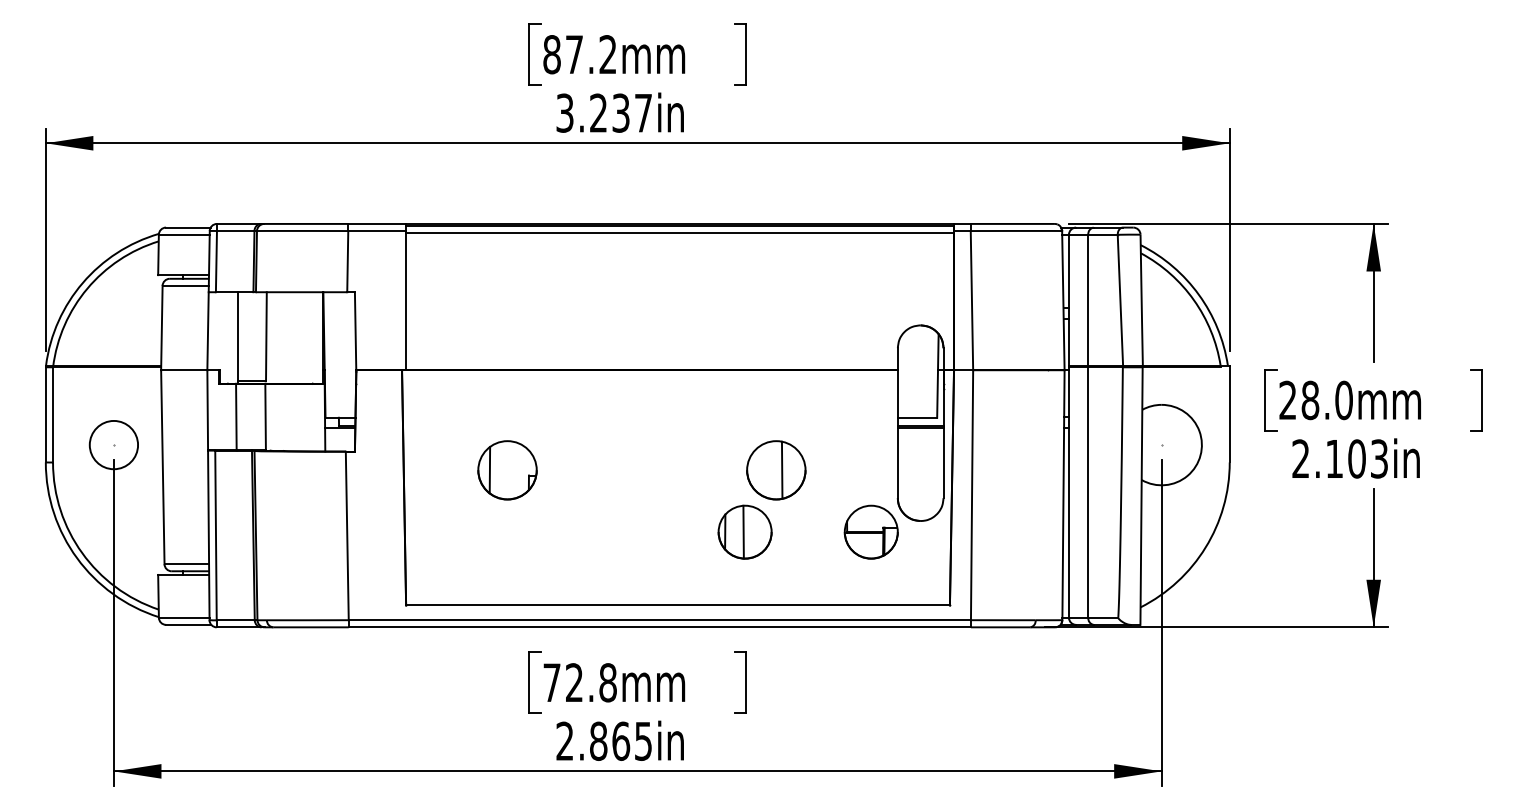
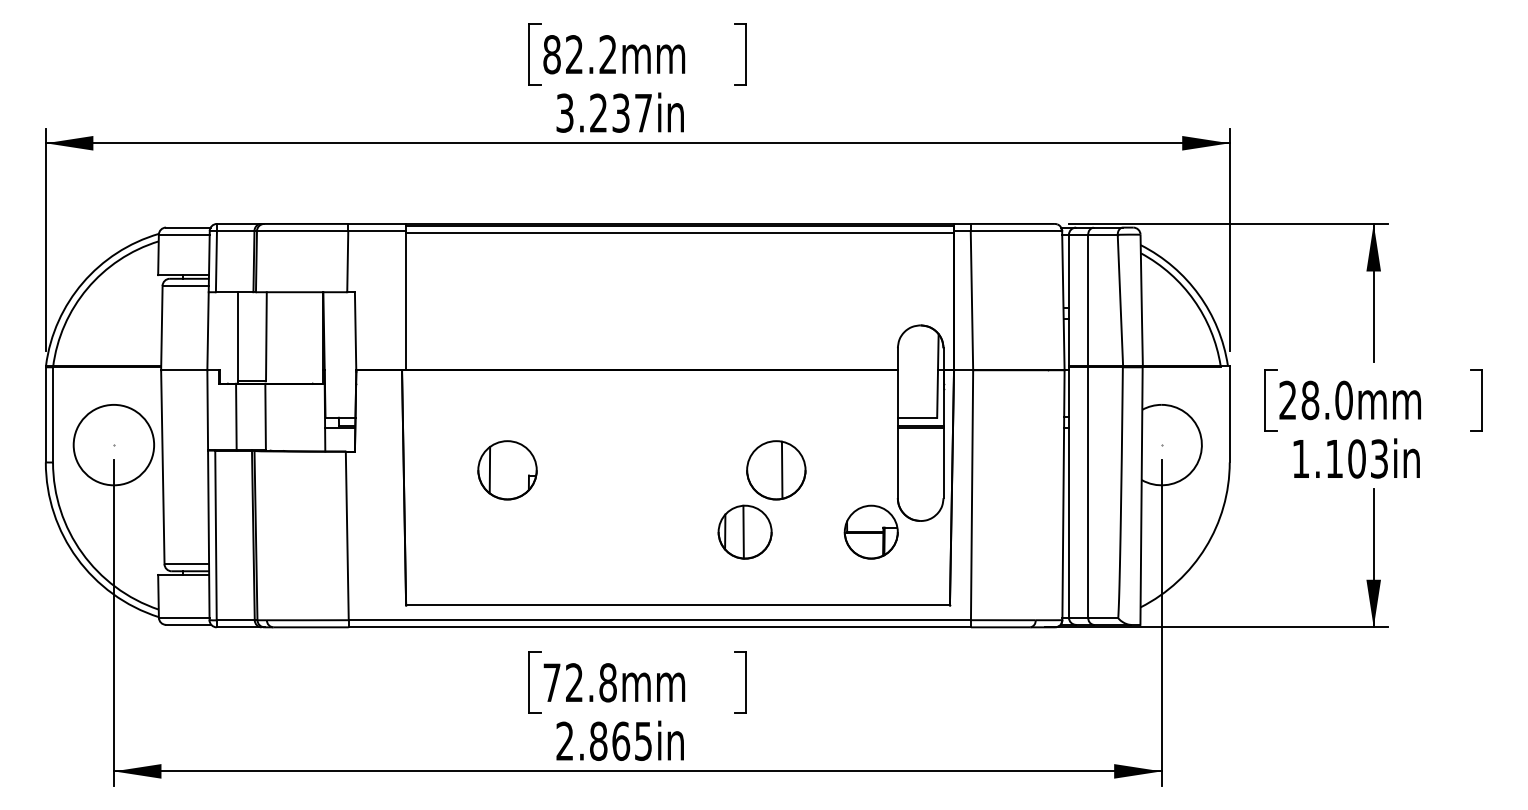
text: 87.2mm -> 82.2mm (574, 54)
circle diameter: 48 px -> 80 px (113, 444)
text: 2.103in -> 1.103in (1300, 458)
